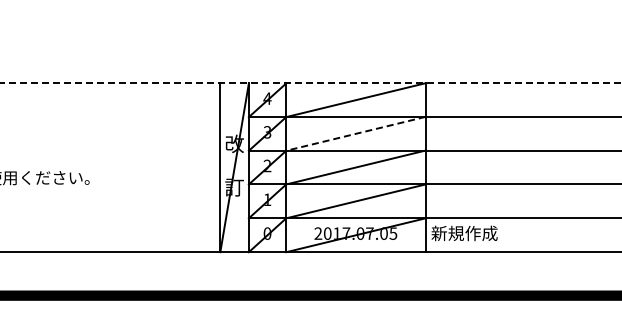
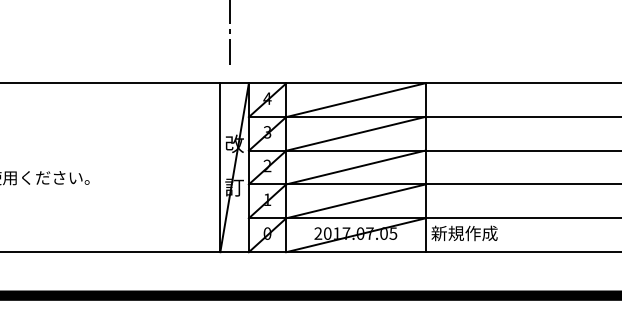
line: none -> present (229, 33)
line: dashed -> solid (311, 83)
line: dashed -> solid (355, 133)
